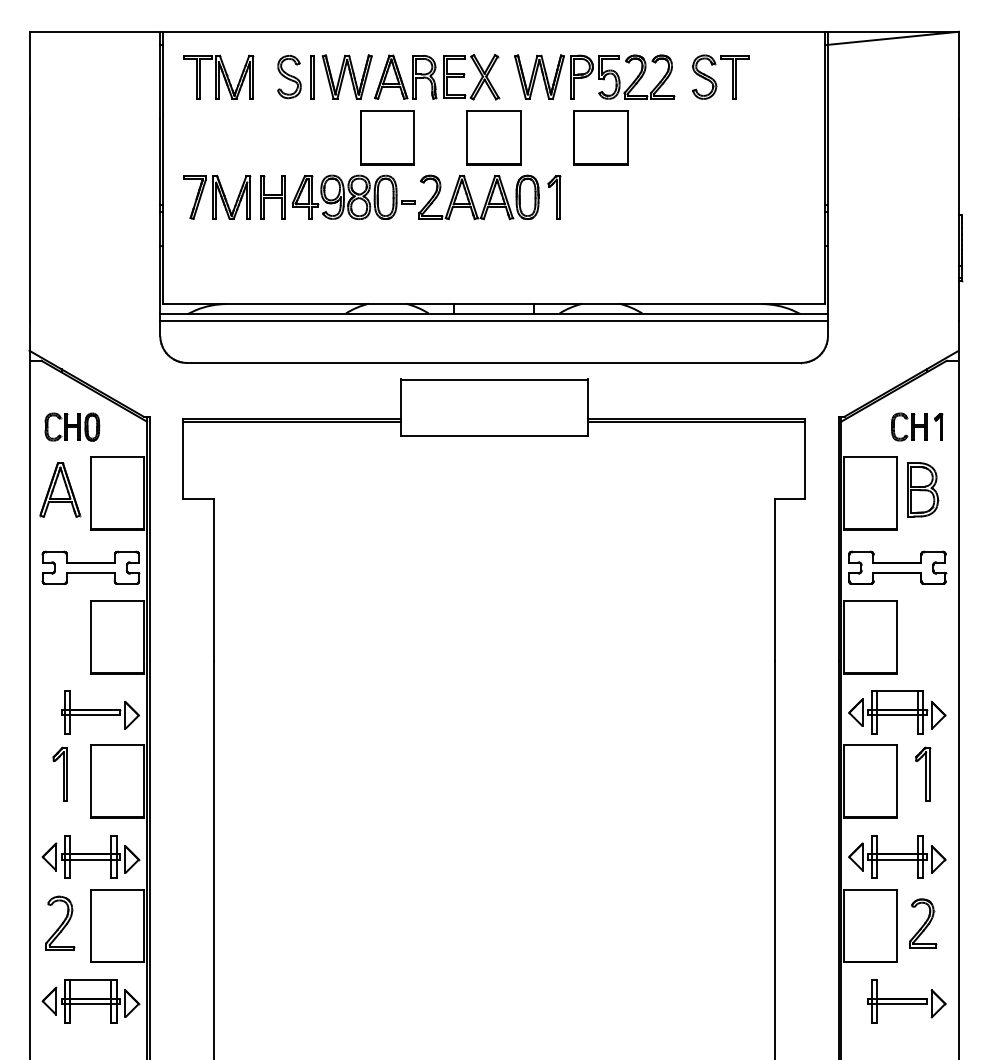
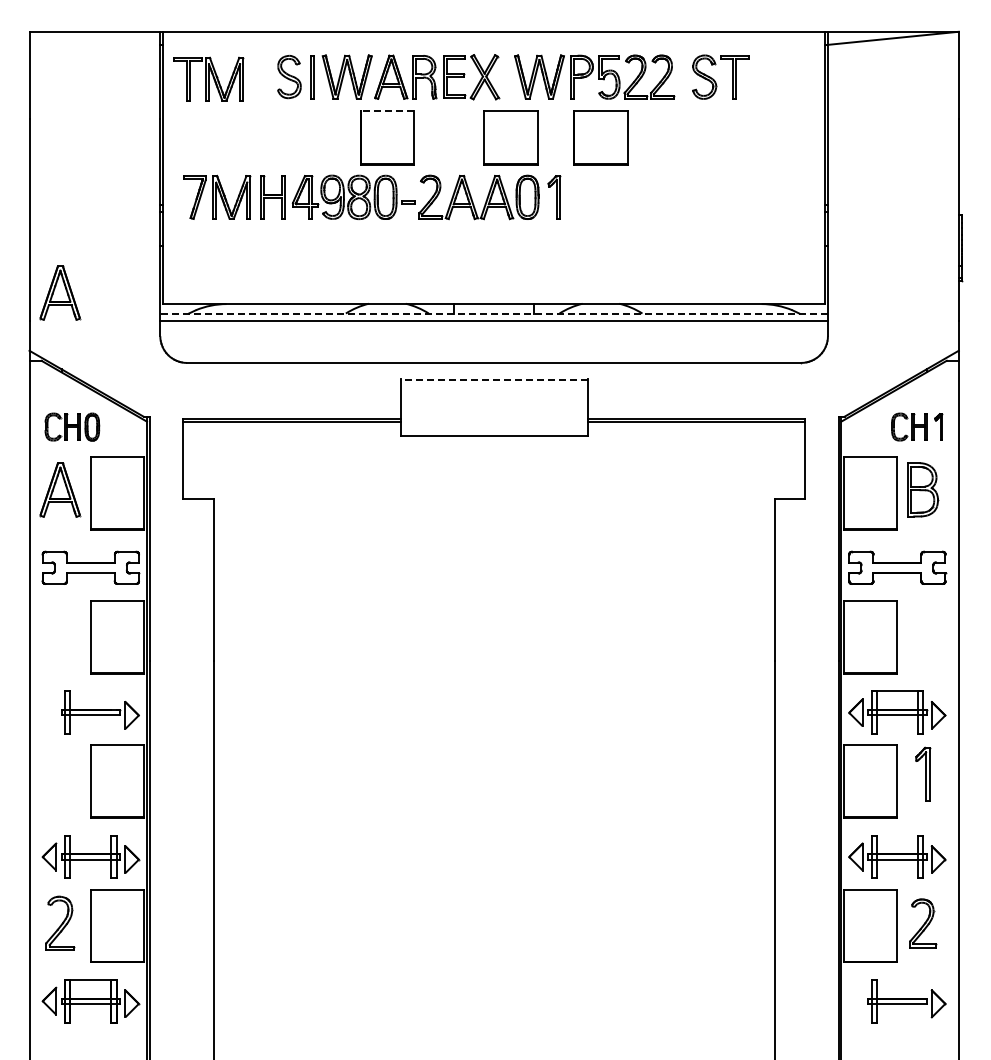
part position: (218, 76) -> (208, 78) (208, 78)
line: solid -> dashed (387, 110)
part position: (493, 137) -> (510, 137) (510, 137)
part: none -> present (60, 292)
line: solid -> dashed (494, 313)
line: solid -> dashed (493, 379)
part: present -> none (59, 773)
